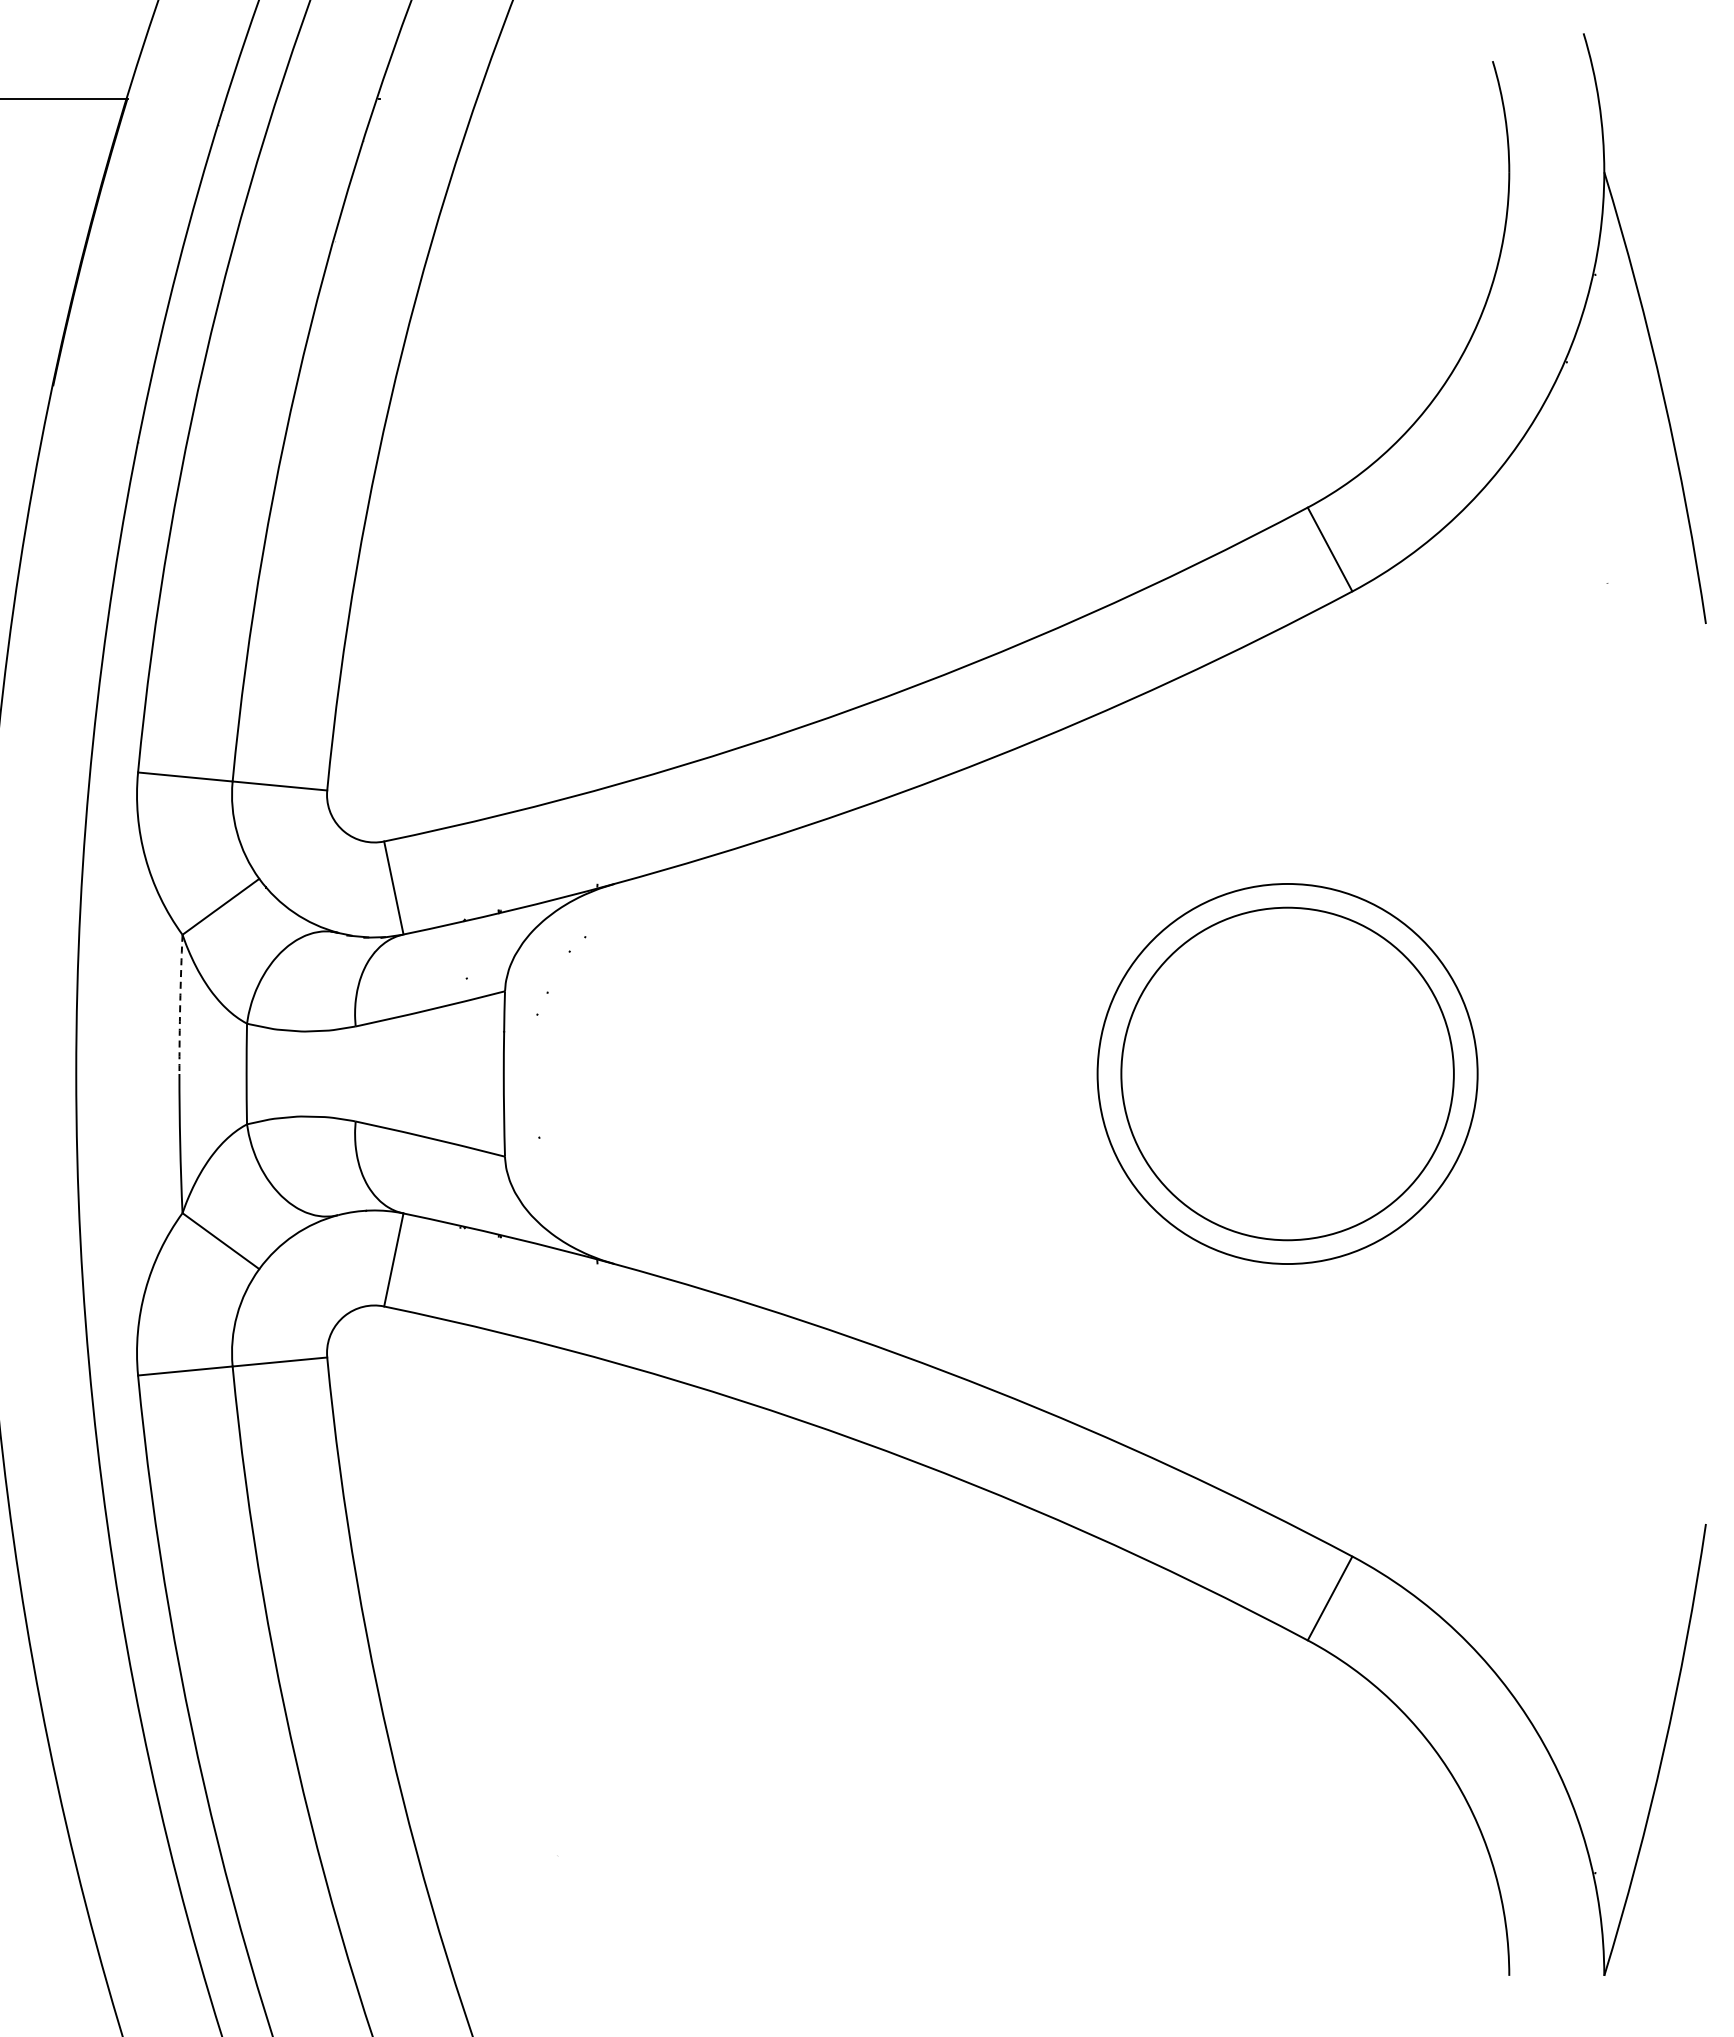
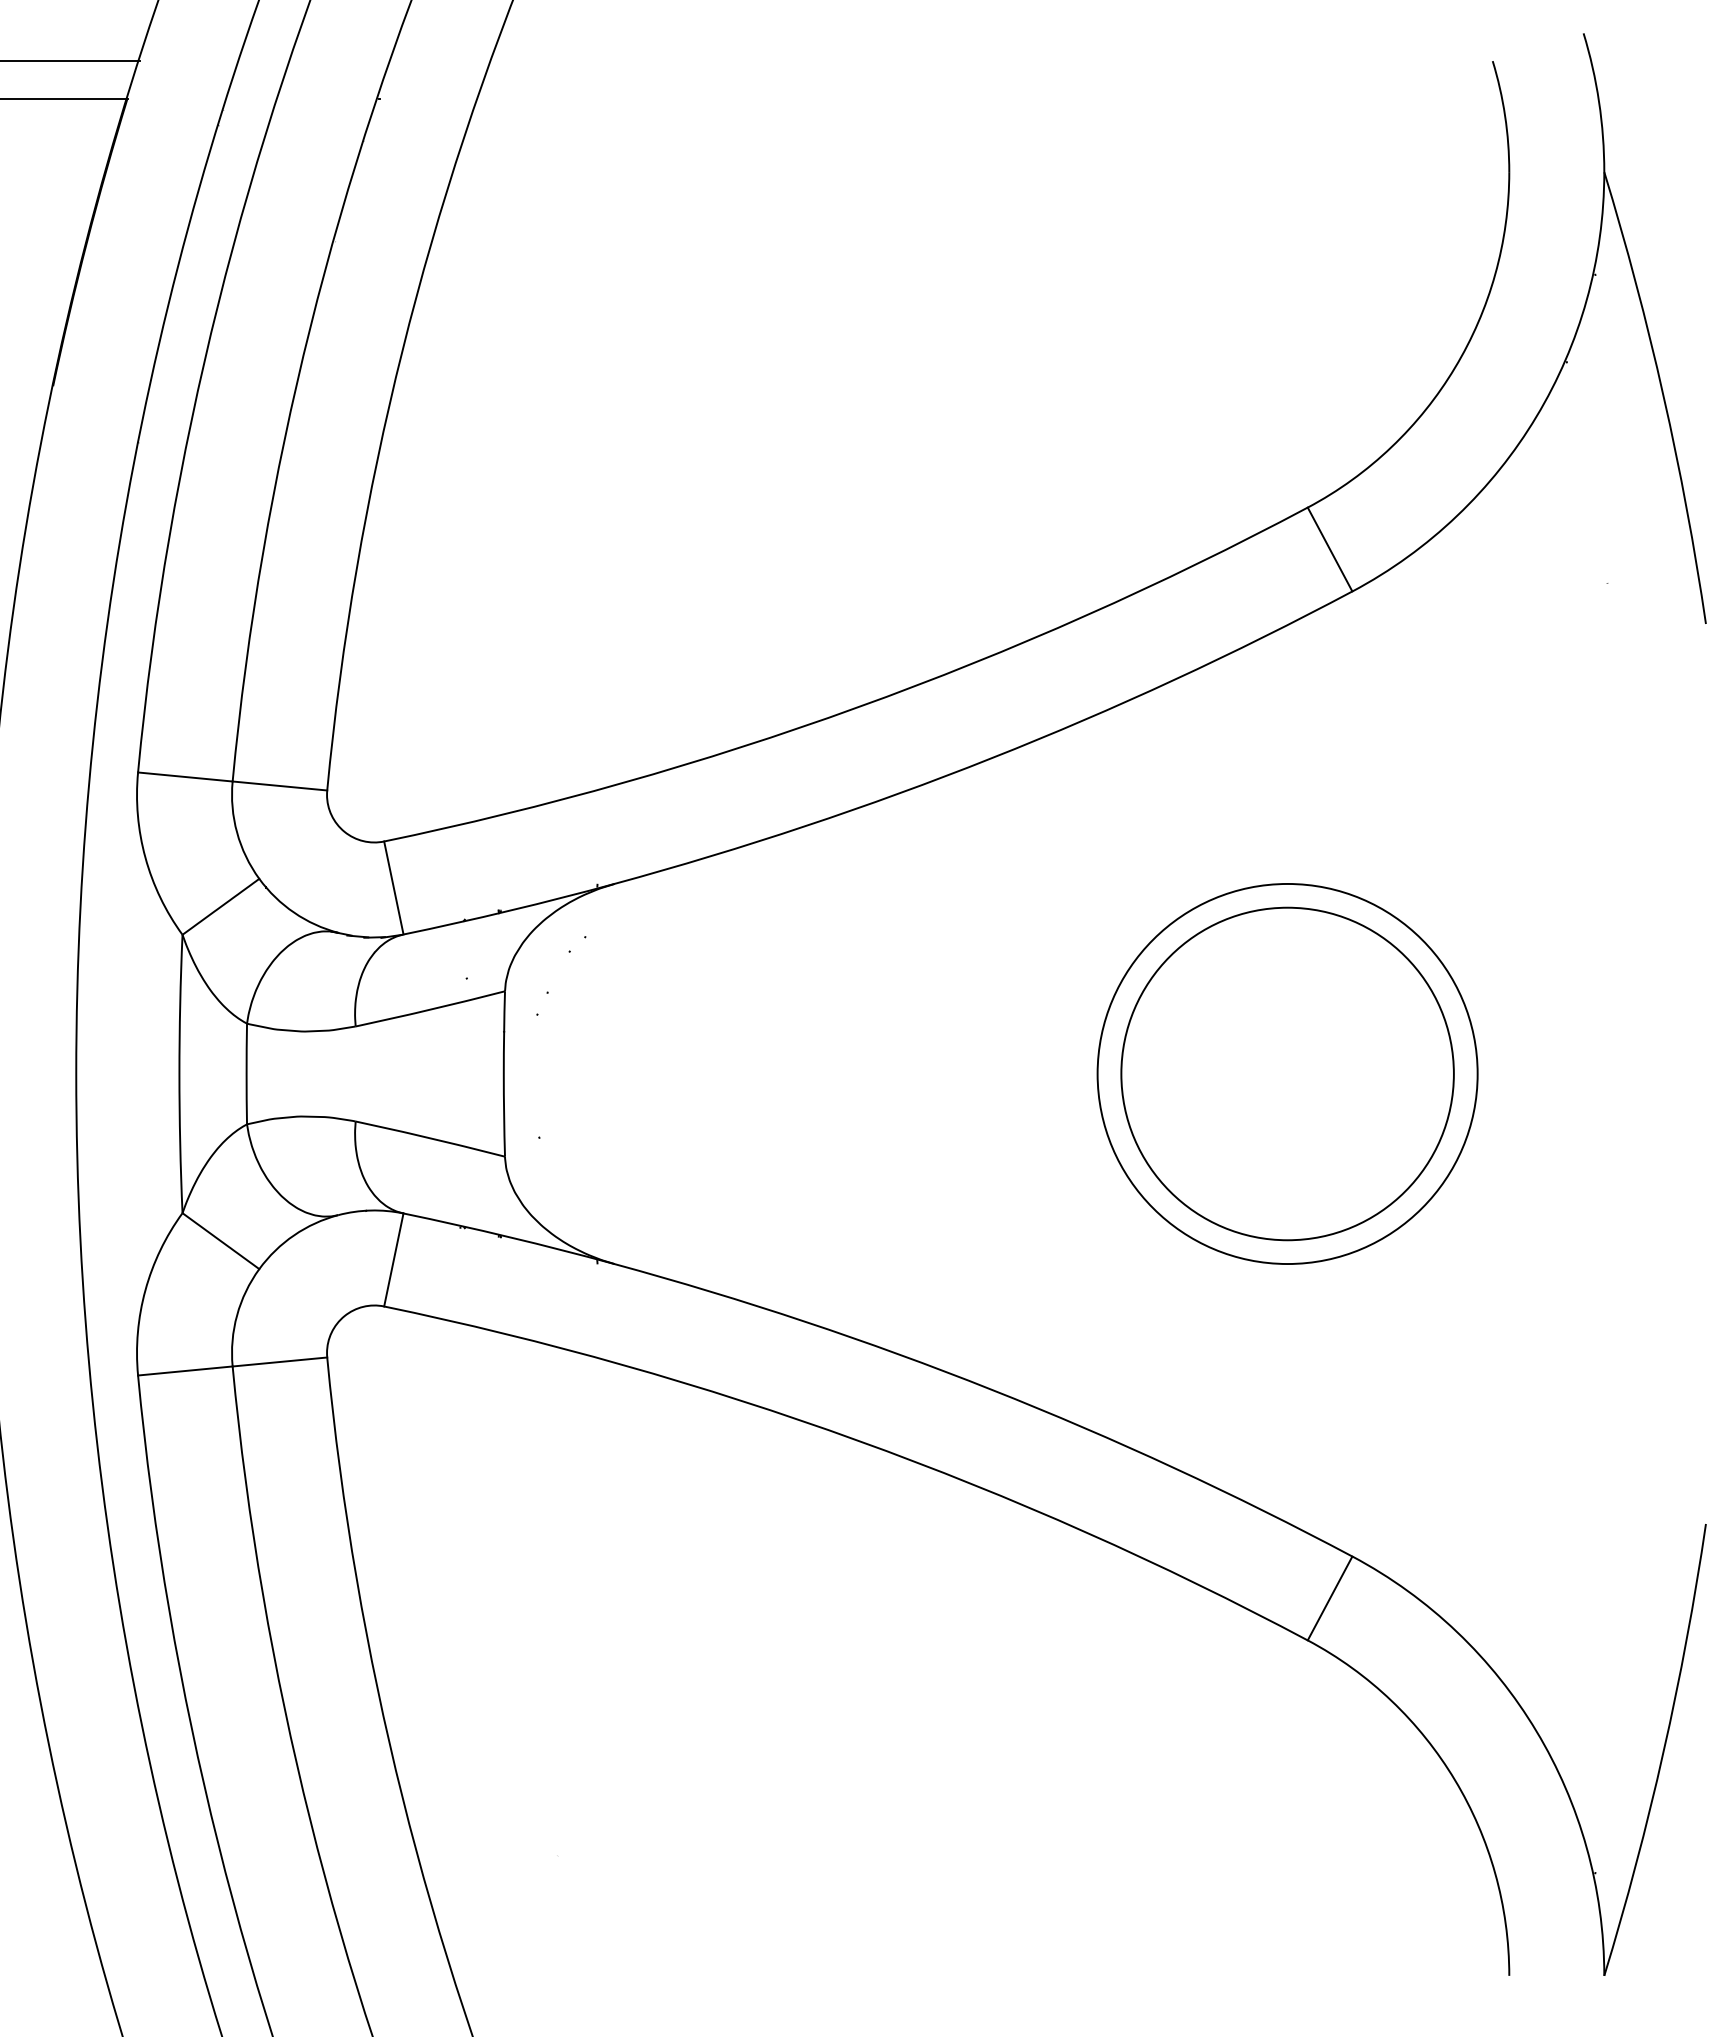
line: none -> present (71, 61)
arc: dashed -> solid (180, 1004)
